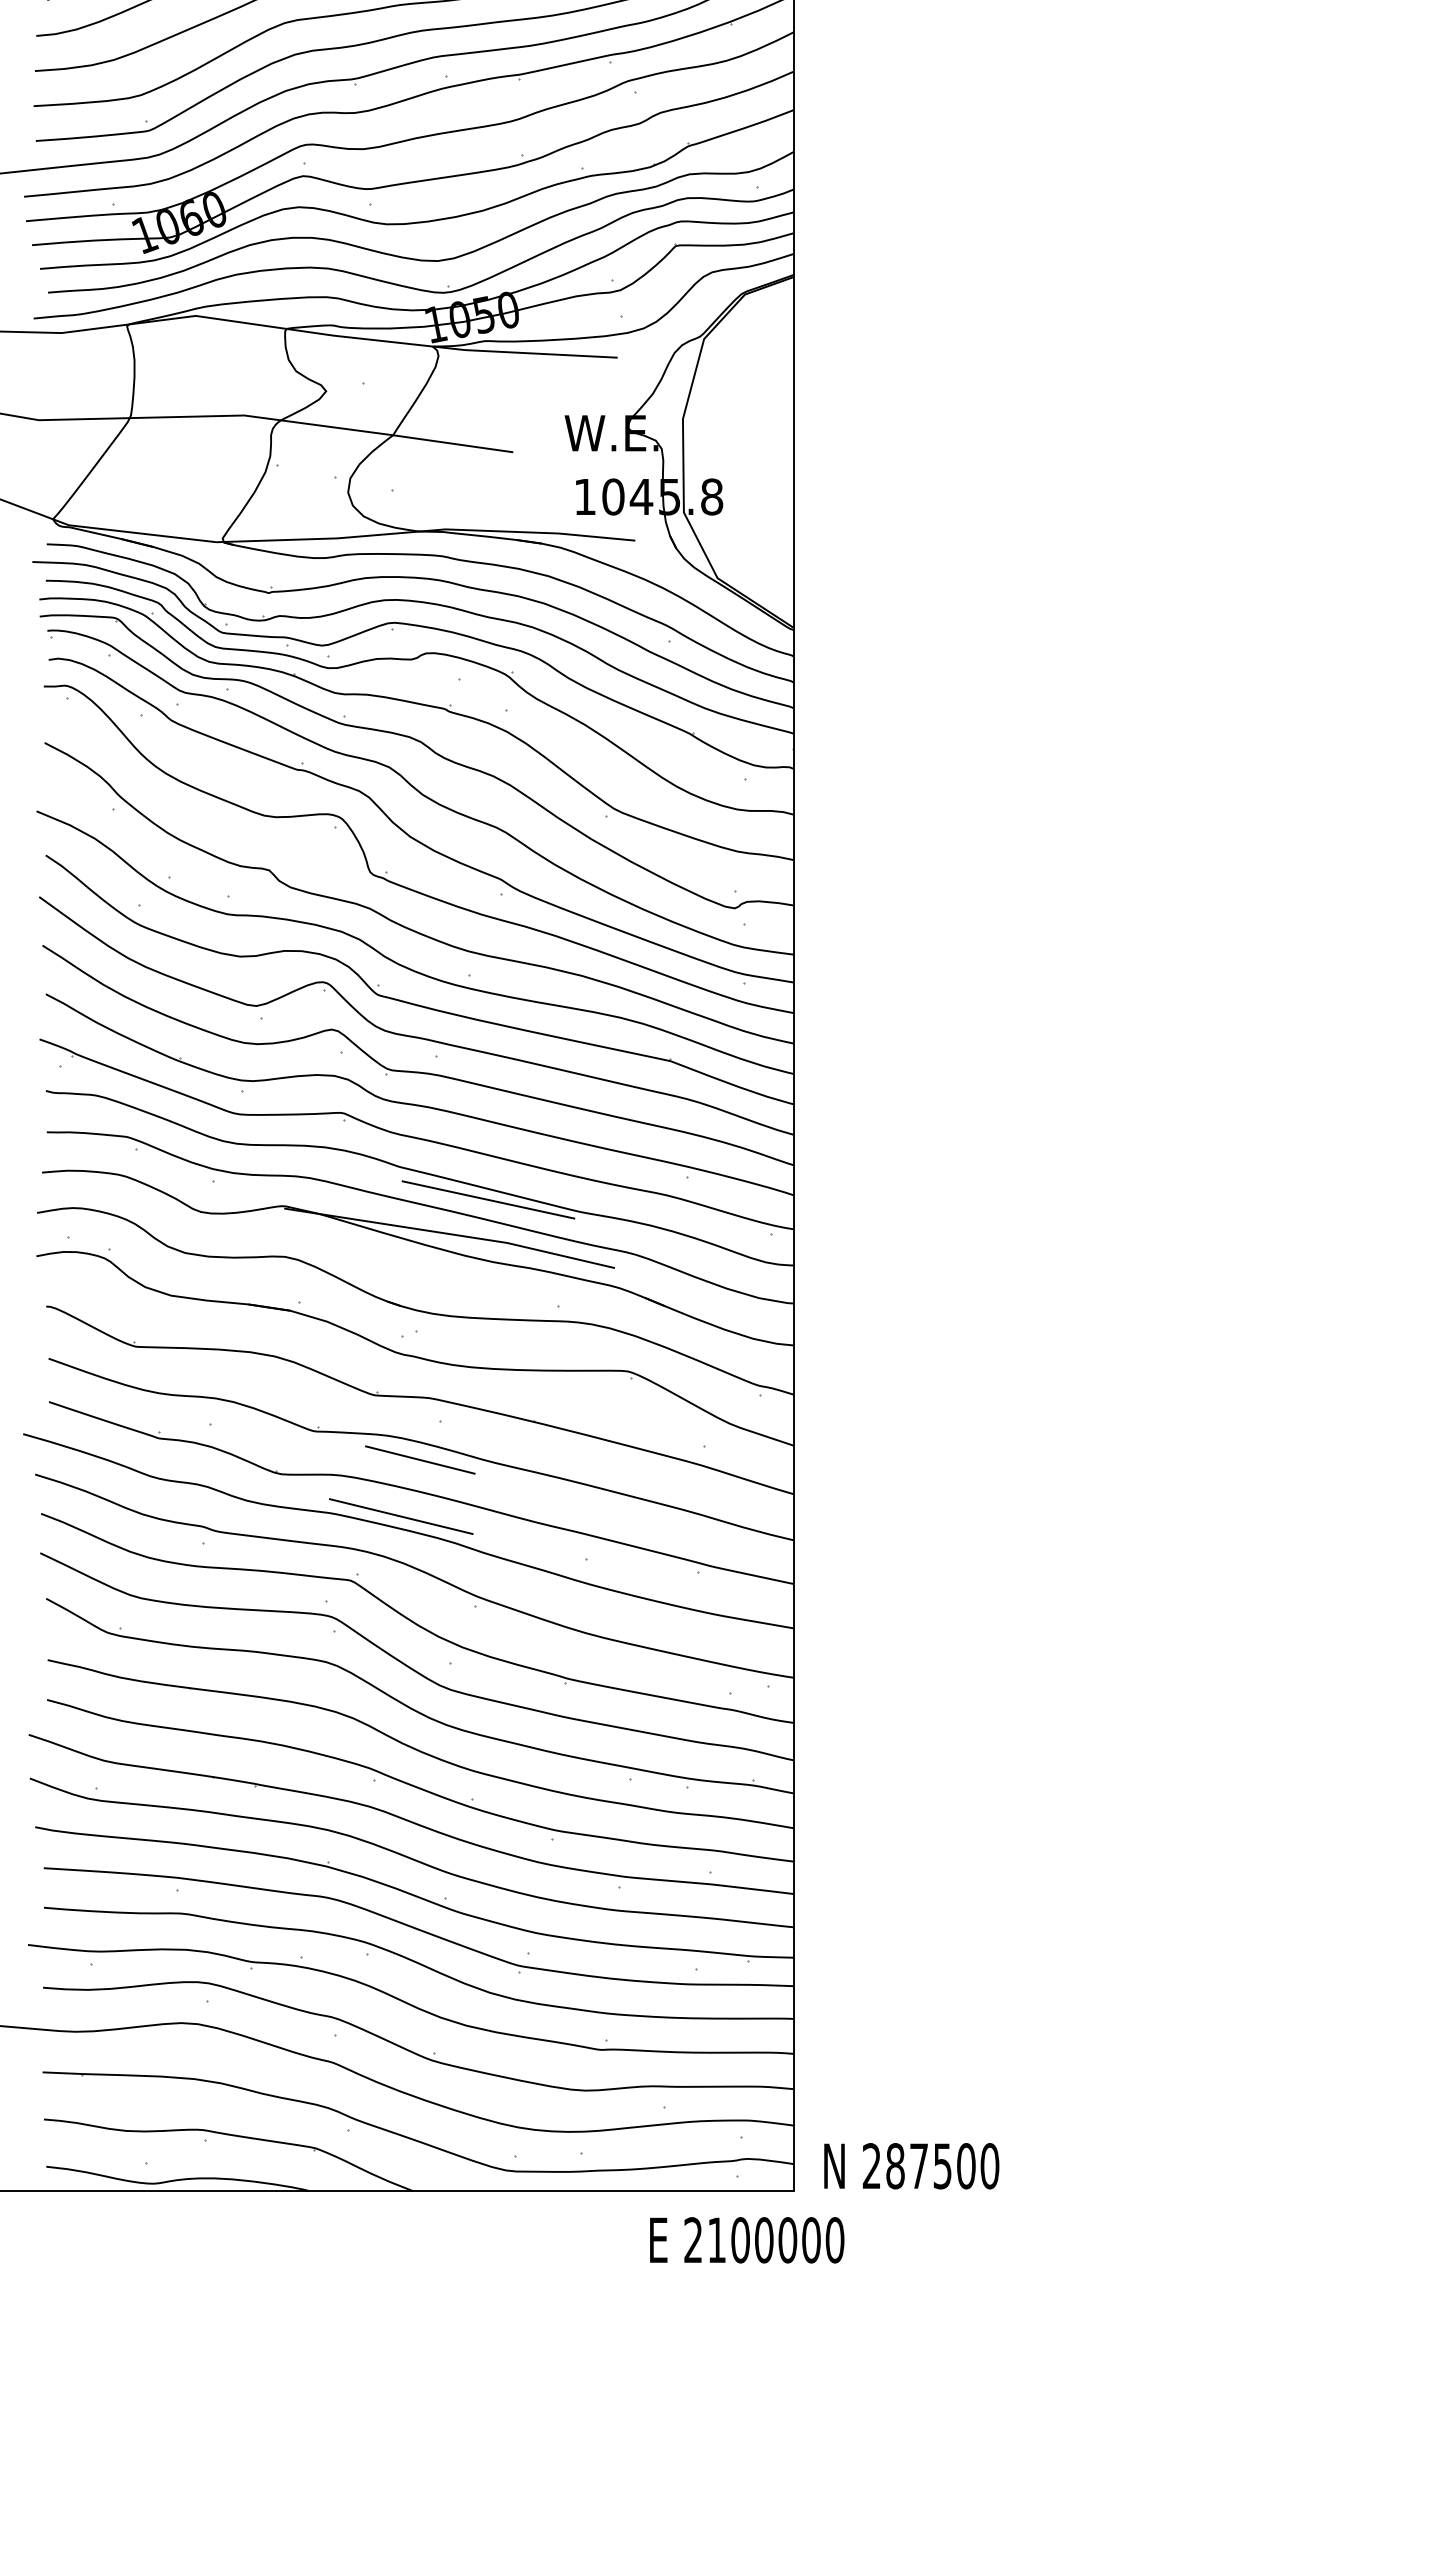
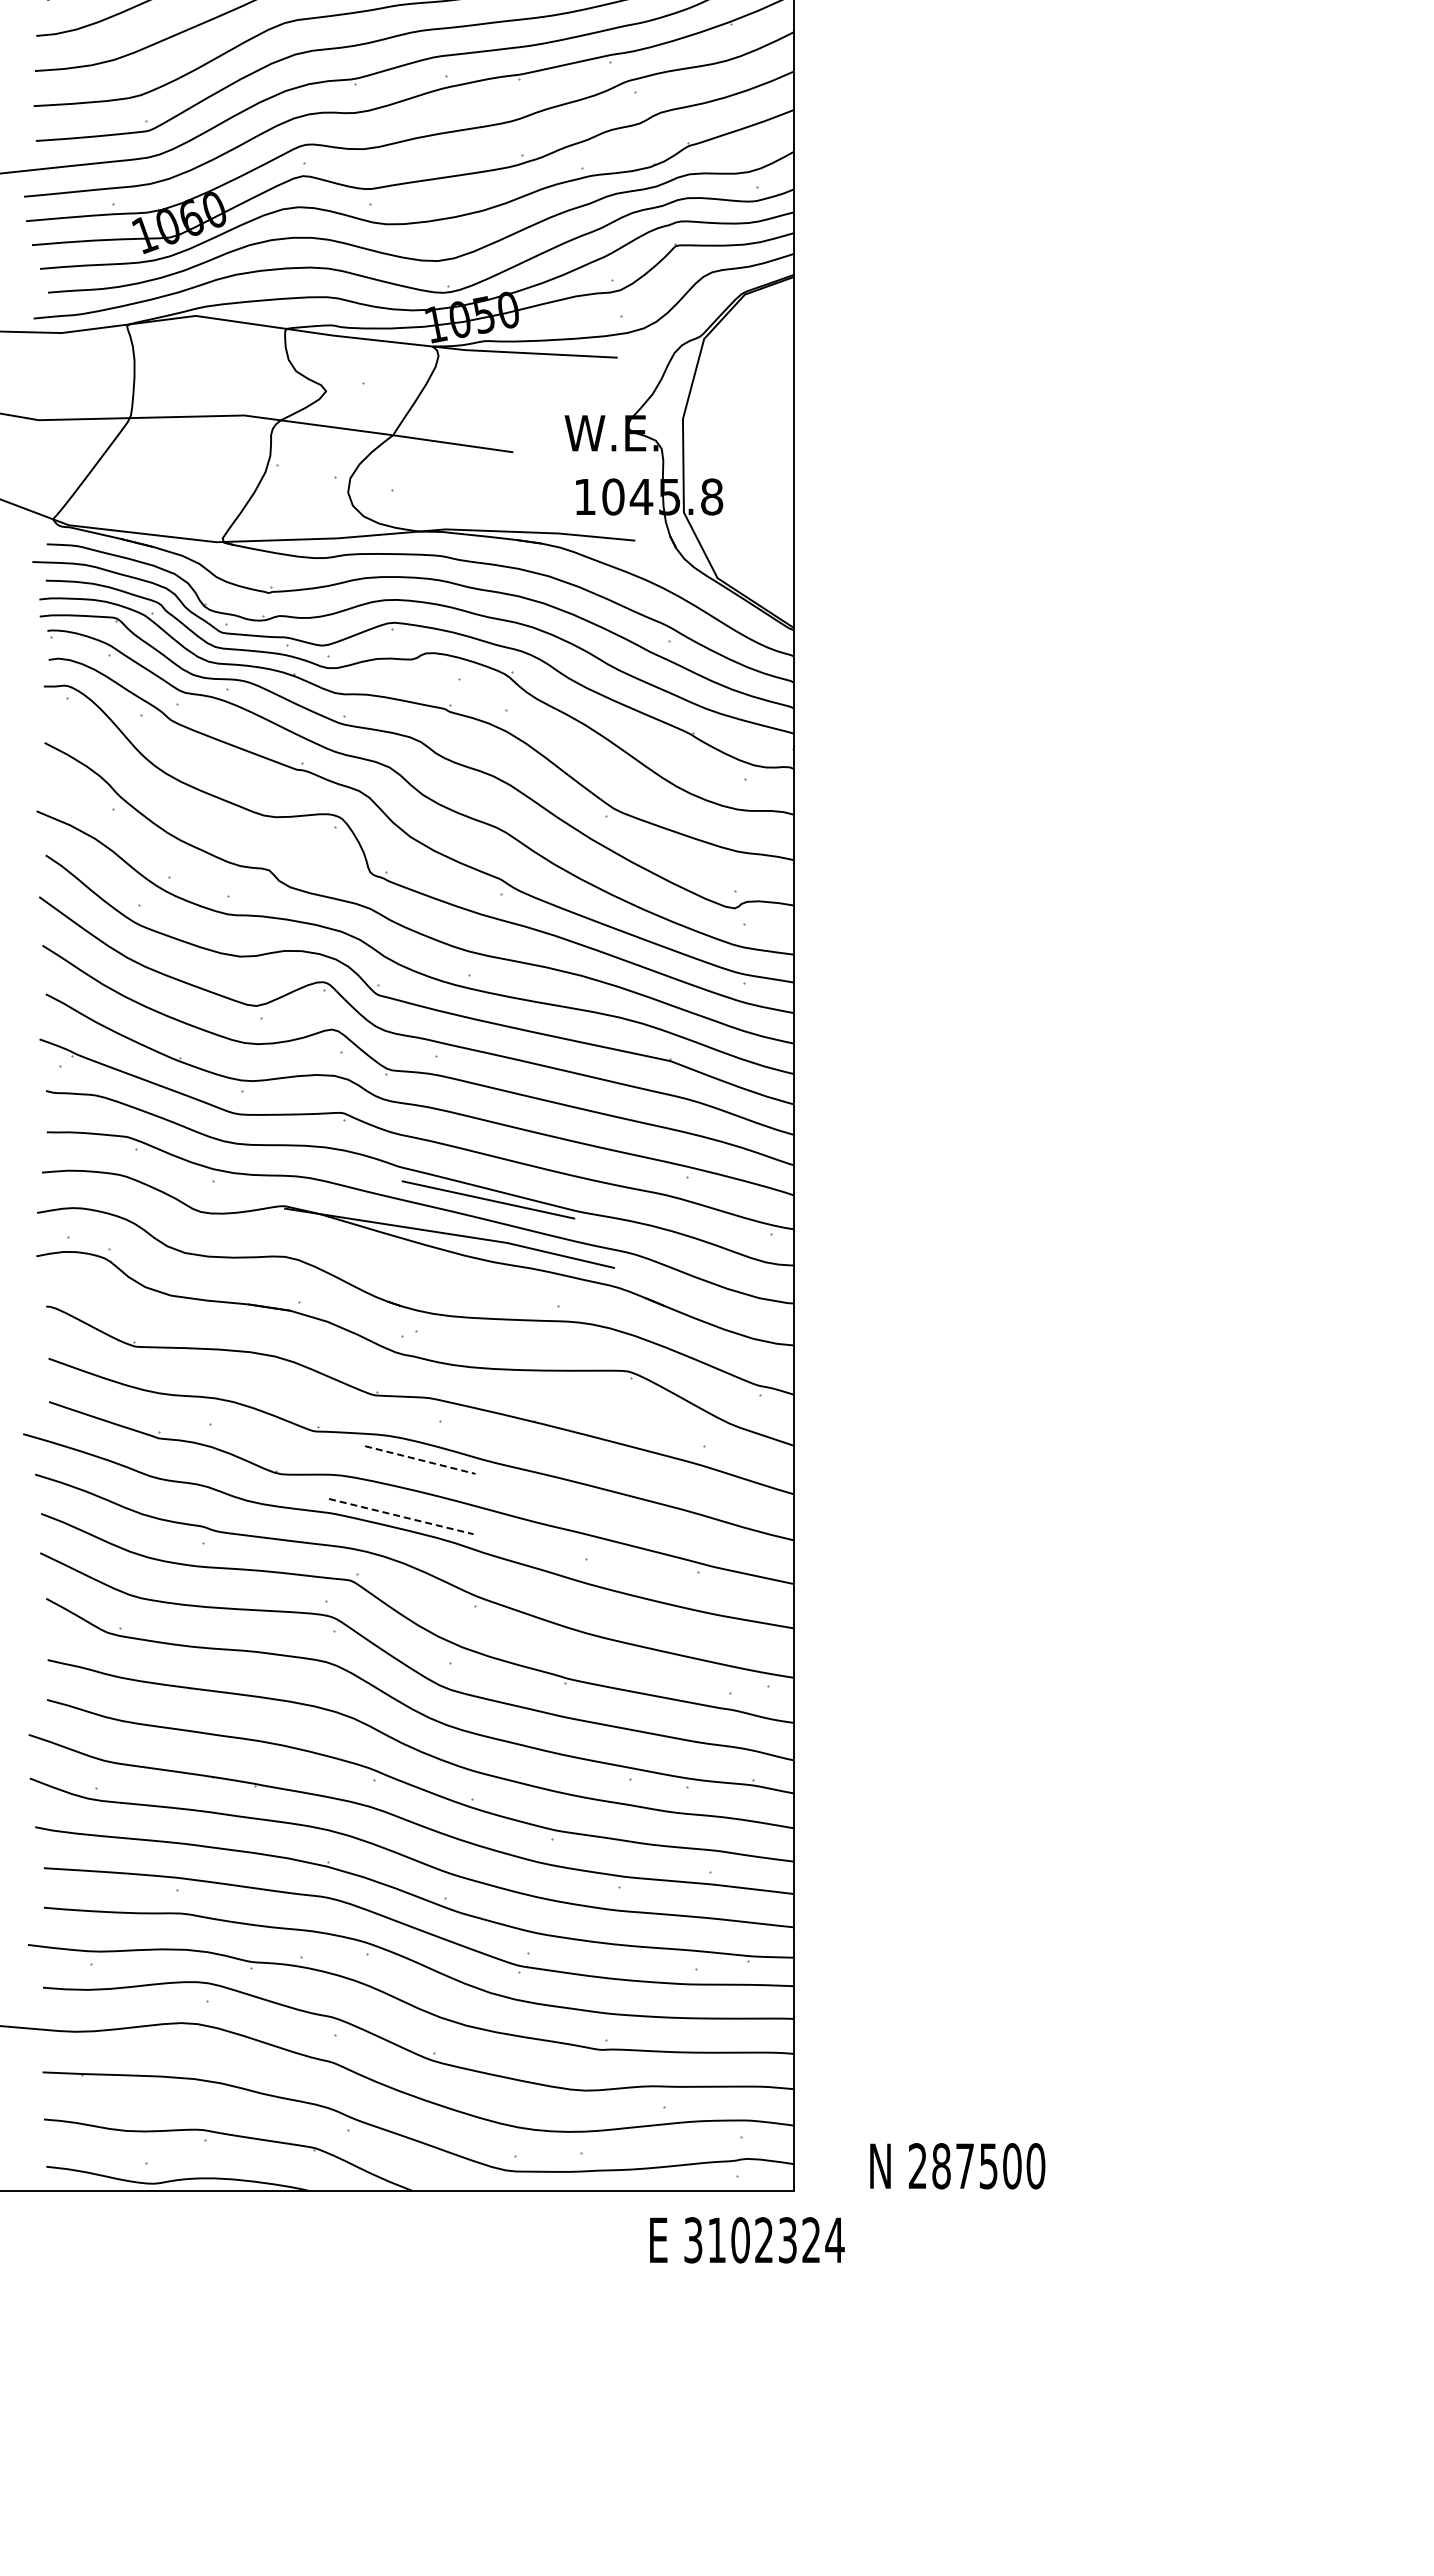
line: solid -> dashed (420, 1460)
line: solid -> dashed (401, 1516)
text position: (911, 2166) -> (957, 2166) (957, 2166)
text: 2100000 -> 3102324 (764, 2240)
